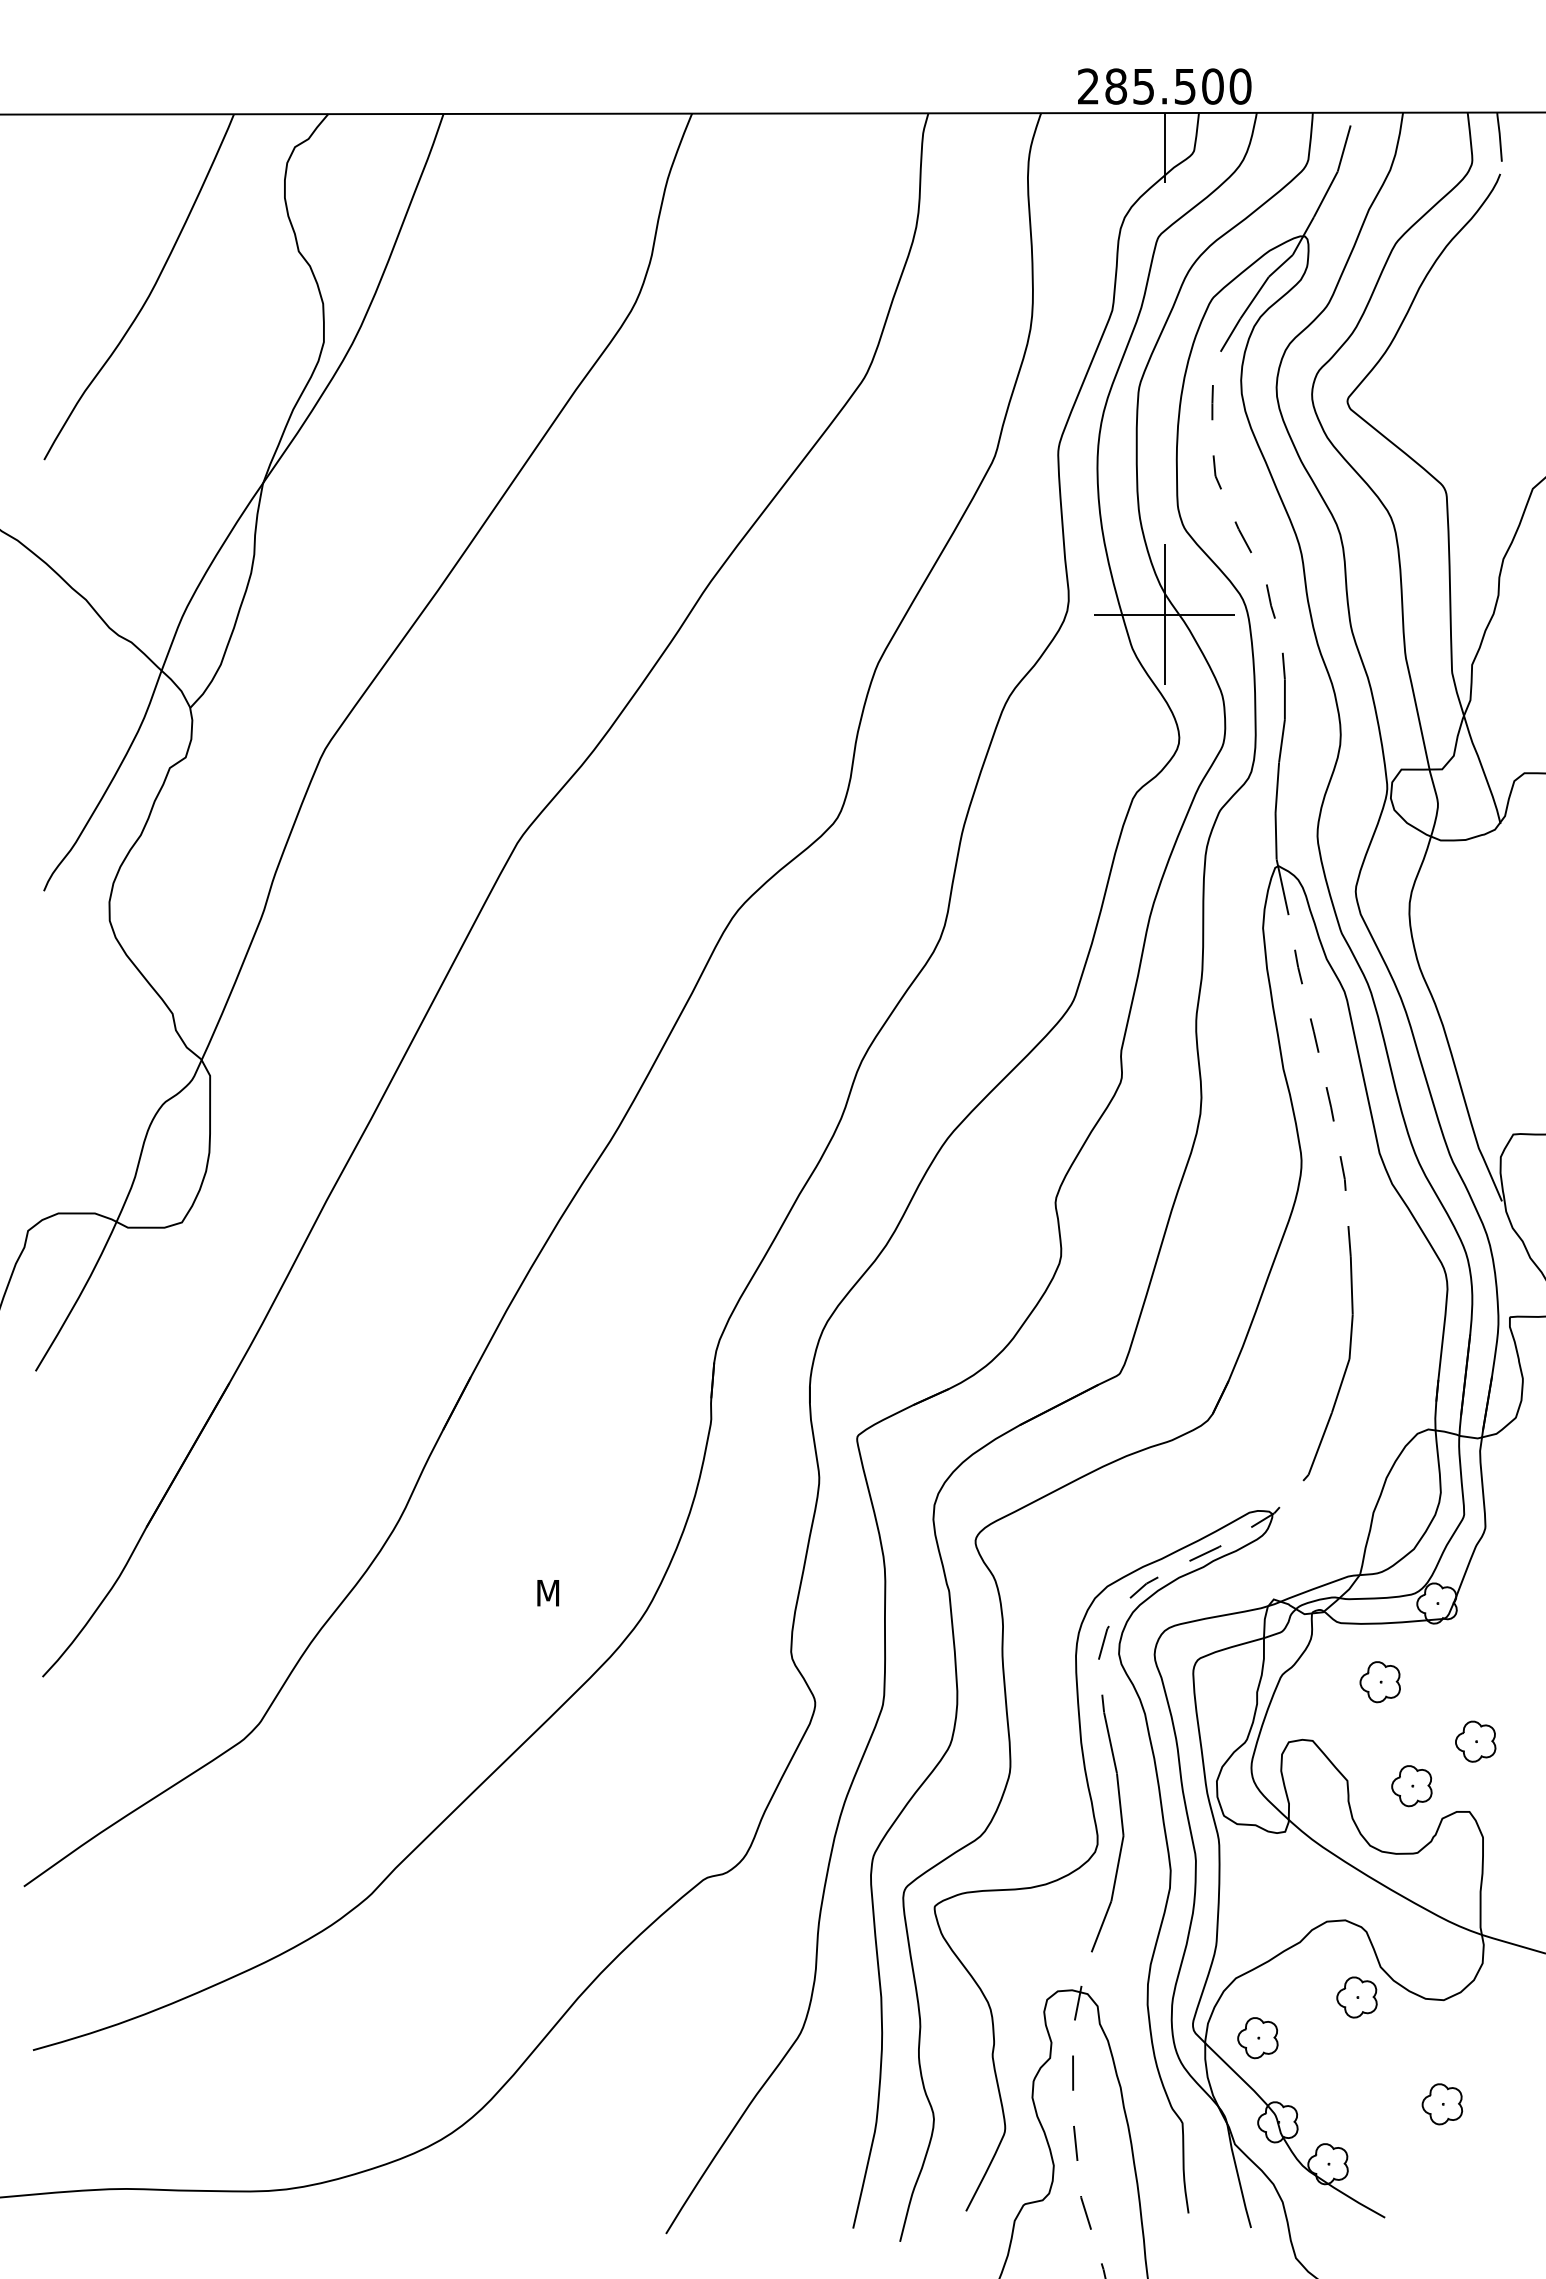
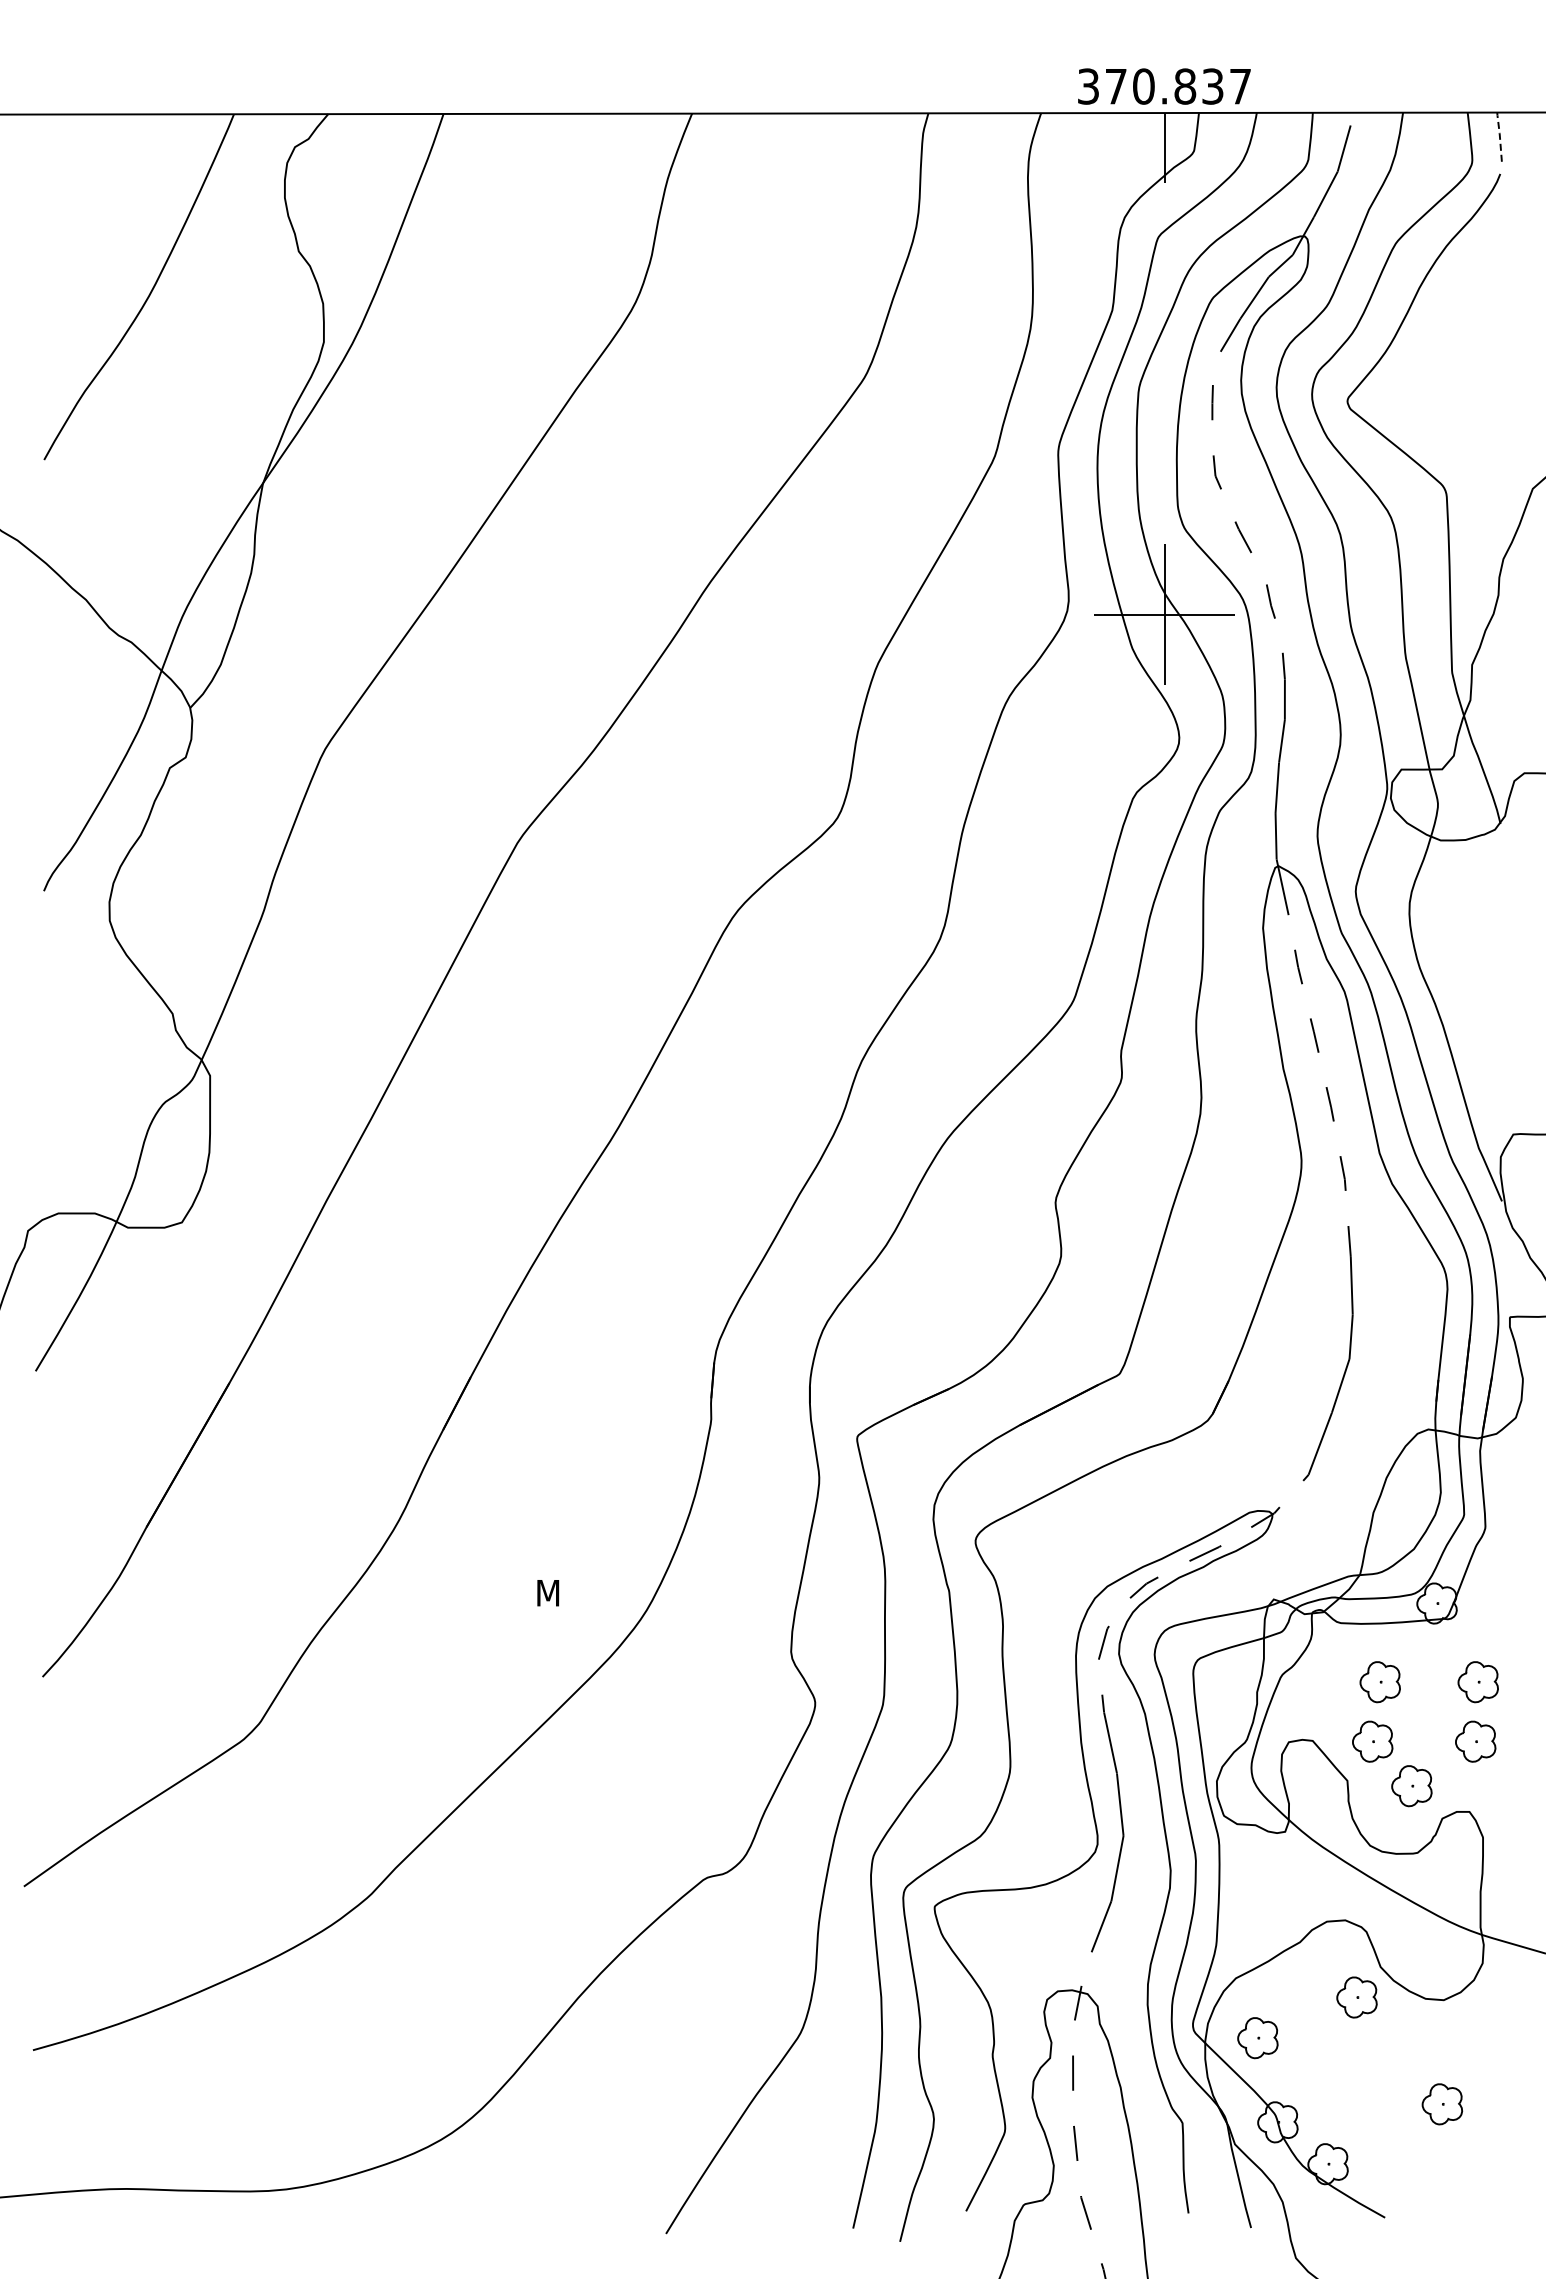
text: 285.500 -> 370.837 (1164, 86)
line: solid -> dashed (1499, 135)
part: none -> present (1477, 1682)
part: none -> present (1372, 1741)
